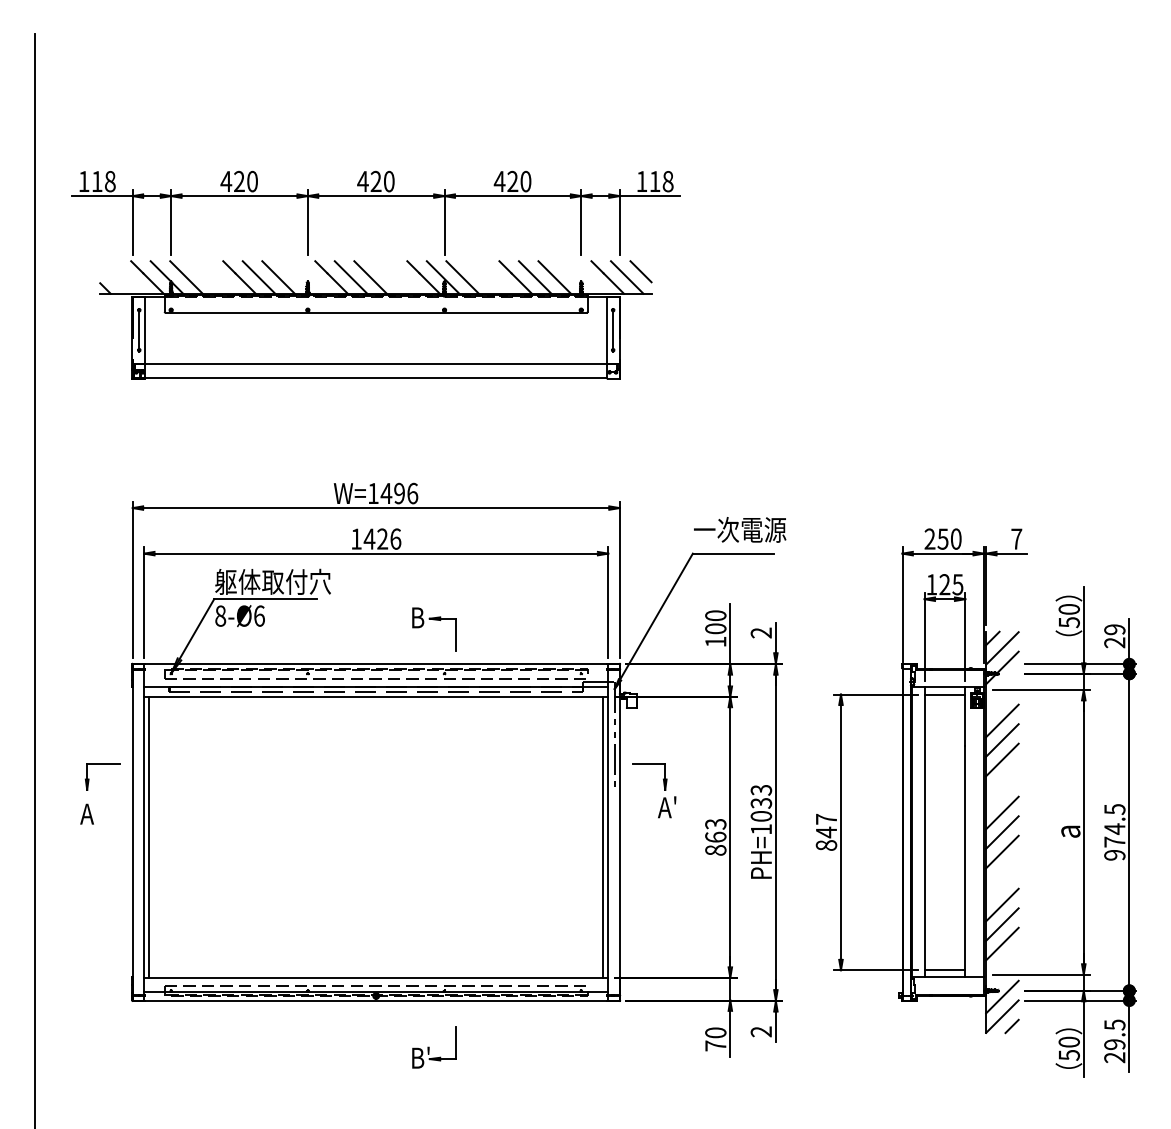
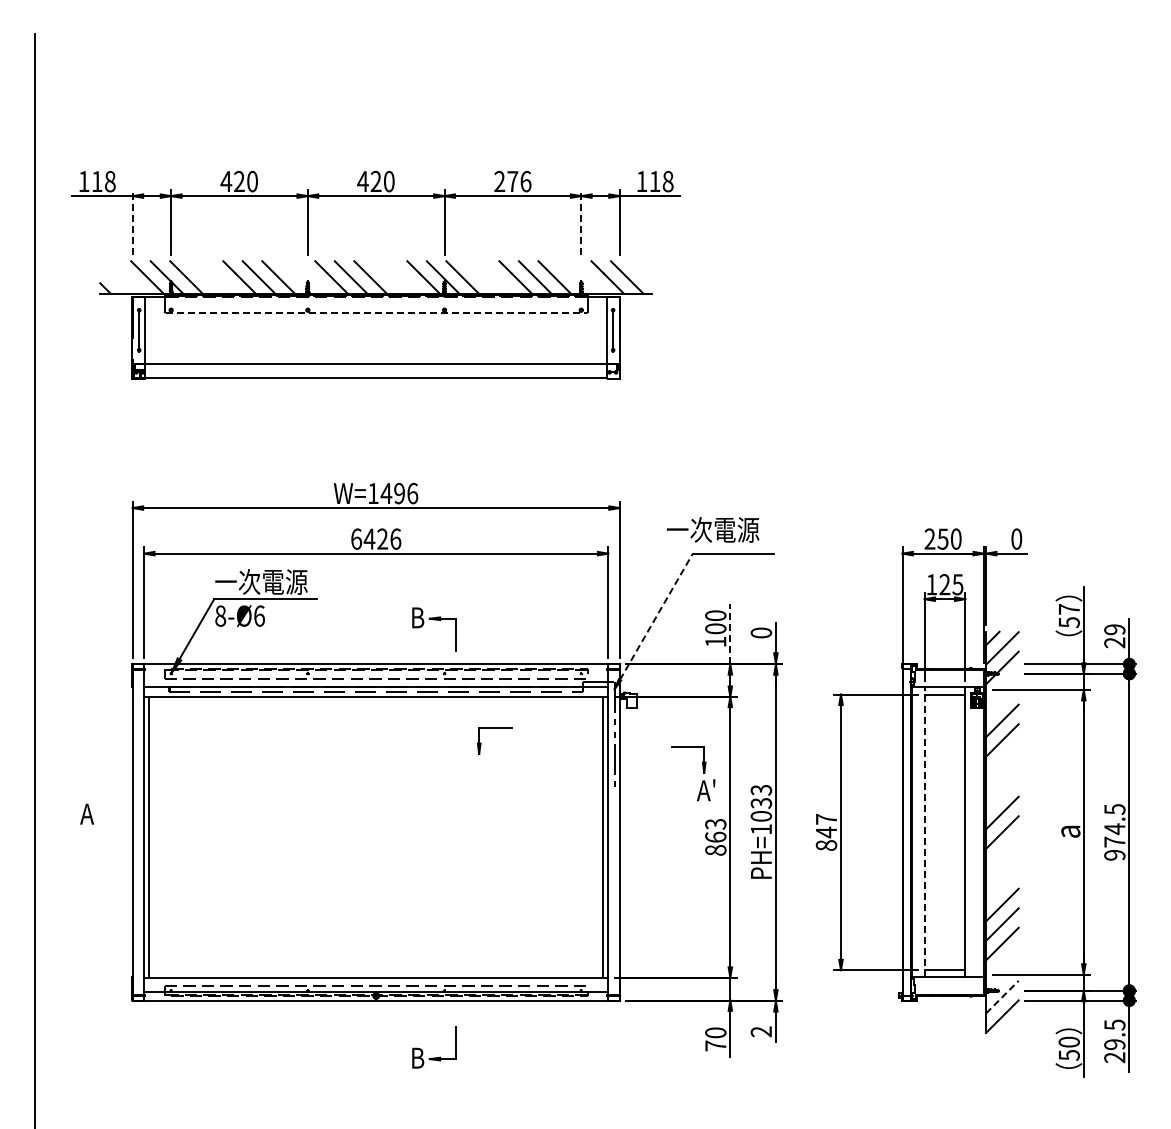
text: 420 -> 276 (512, 181)
line: solid -> dashed (132, 222)
line: solid -> dashed (581, 222)
line: present -> none (640, 271)
line: solid -> dashed (376, 312)
text position: (740, 529) -> (713, 529) (713, 529)
text: 1426 -> 6426 (356, 538)
text: 7 -> 0 (1016, 538)
text: 躯体取付穴 -> 一次電源 (272, 581)
text: 50 -> 57 (1068, 609)
line: solid -> dashed (656, 616)
text: 2 -> 0 (761, 632)
line: solid -> dashed (730, 633)
line: present -> none (1002, 759)
part position: (102, 764) -> (494, 728) (494, 728)
part position: (663, 786) -> (702, 769) (702, 769)
line: solid -> dashed (924, 831)
line: present -> none (1002, 851)
line: solid -> dashed (1002, 996)
line: present -> none (1011, 1026)
text: B' -> B (428, 1050)
